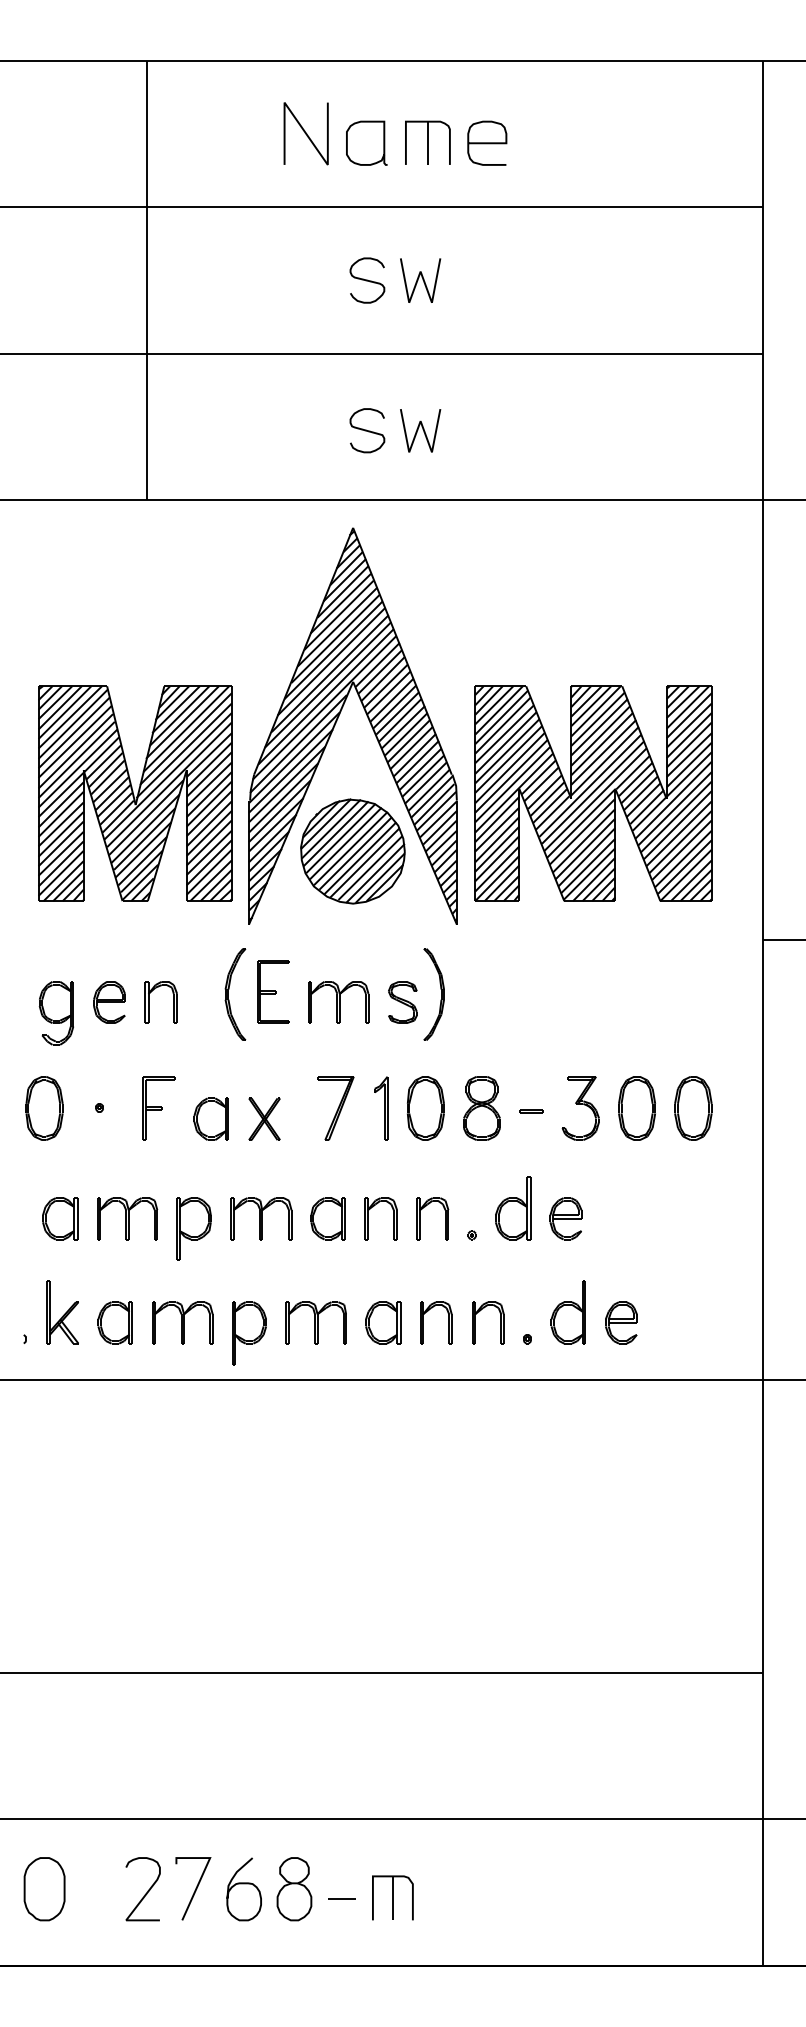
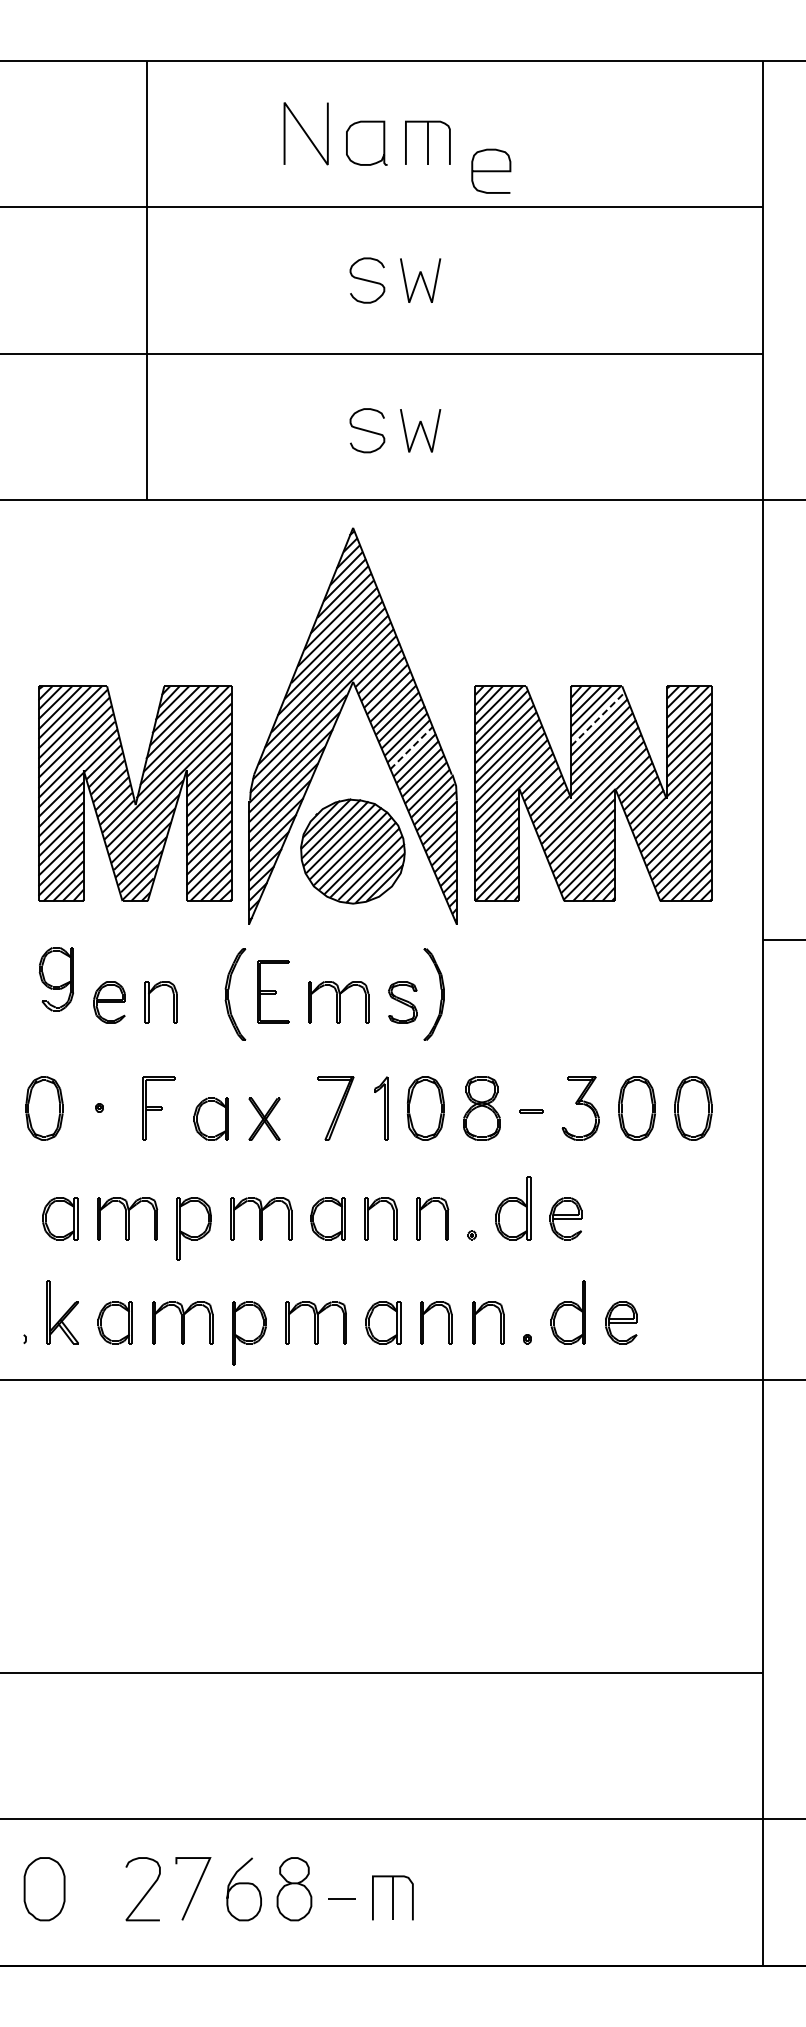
curve position: (487, 142) -> (491, 170) (491, 170)
line: solid -> dashed (598, 719)
line: solid -> dashed (411, 747)
part position: (55, 1013) -> (55, 979) (55, 979)
